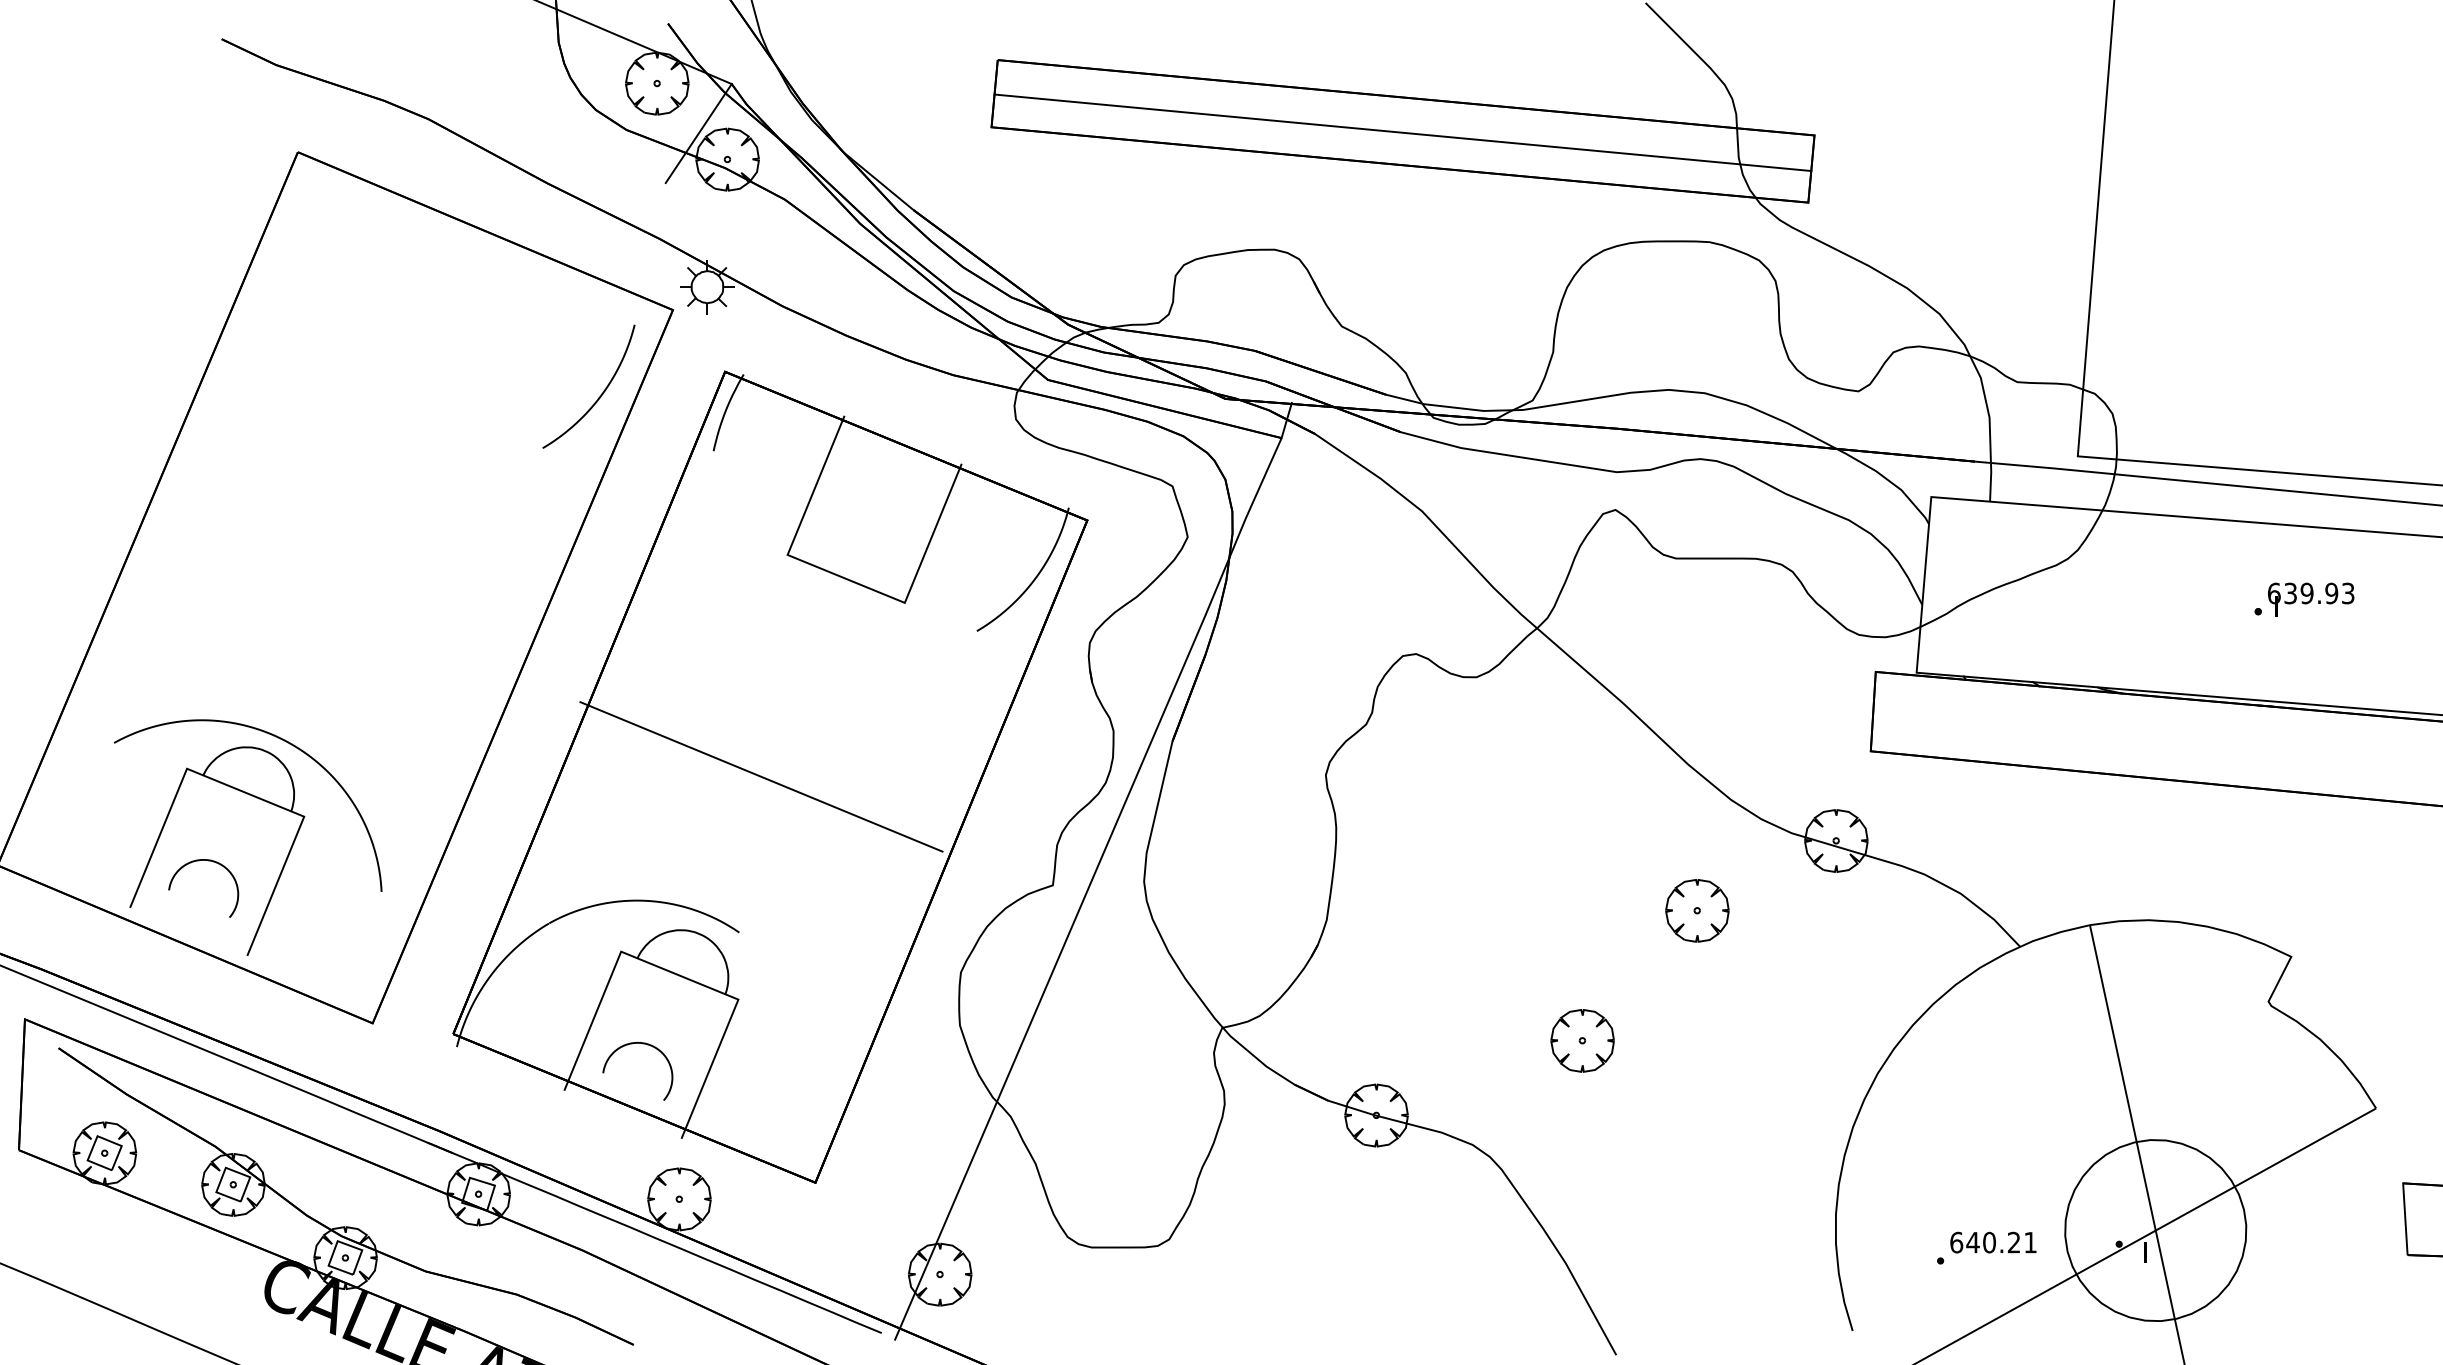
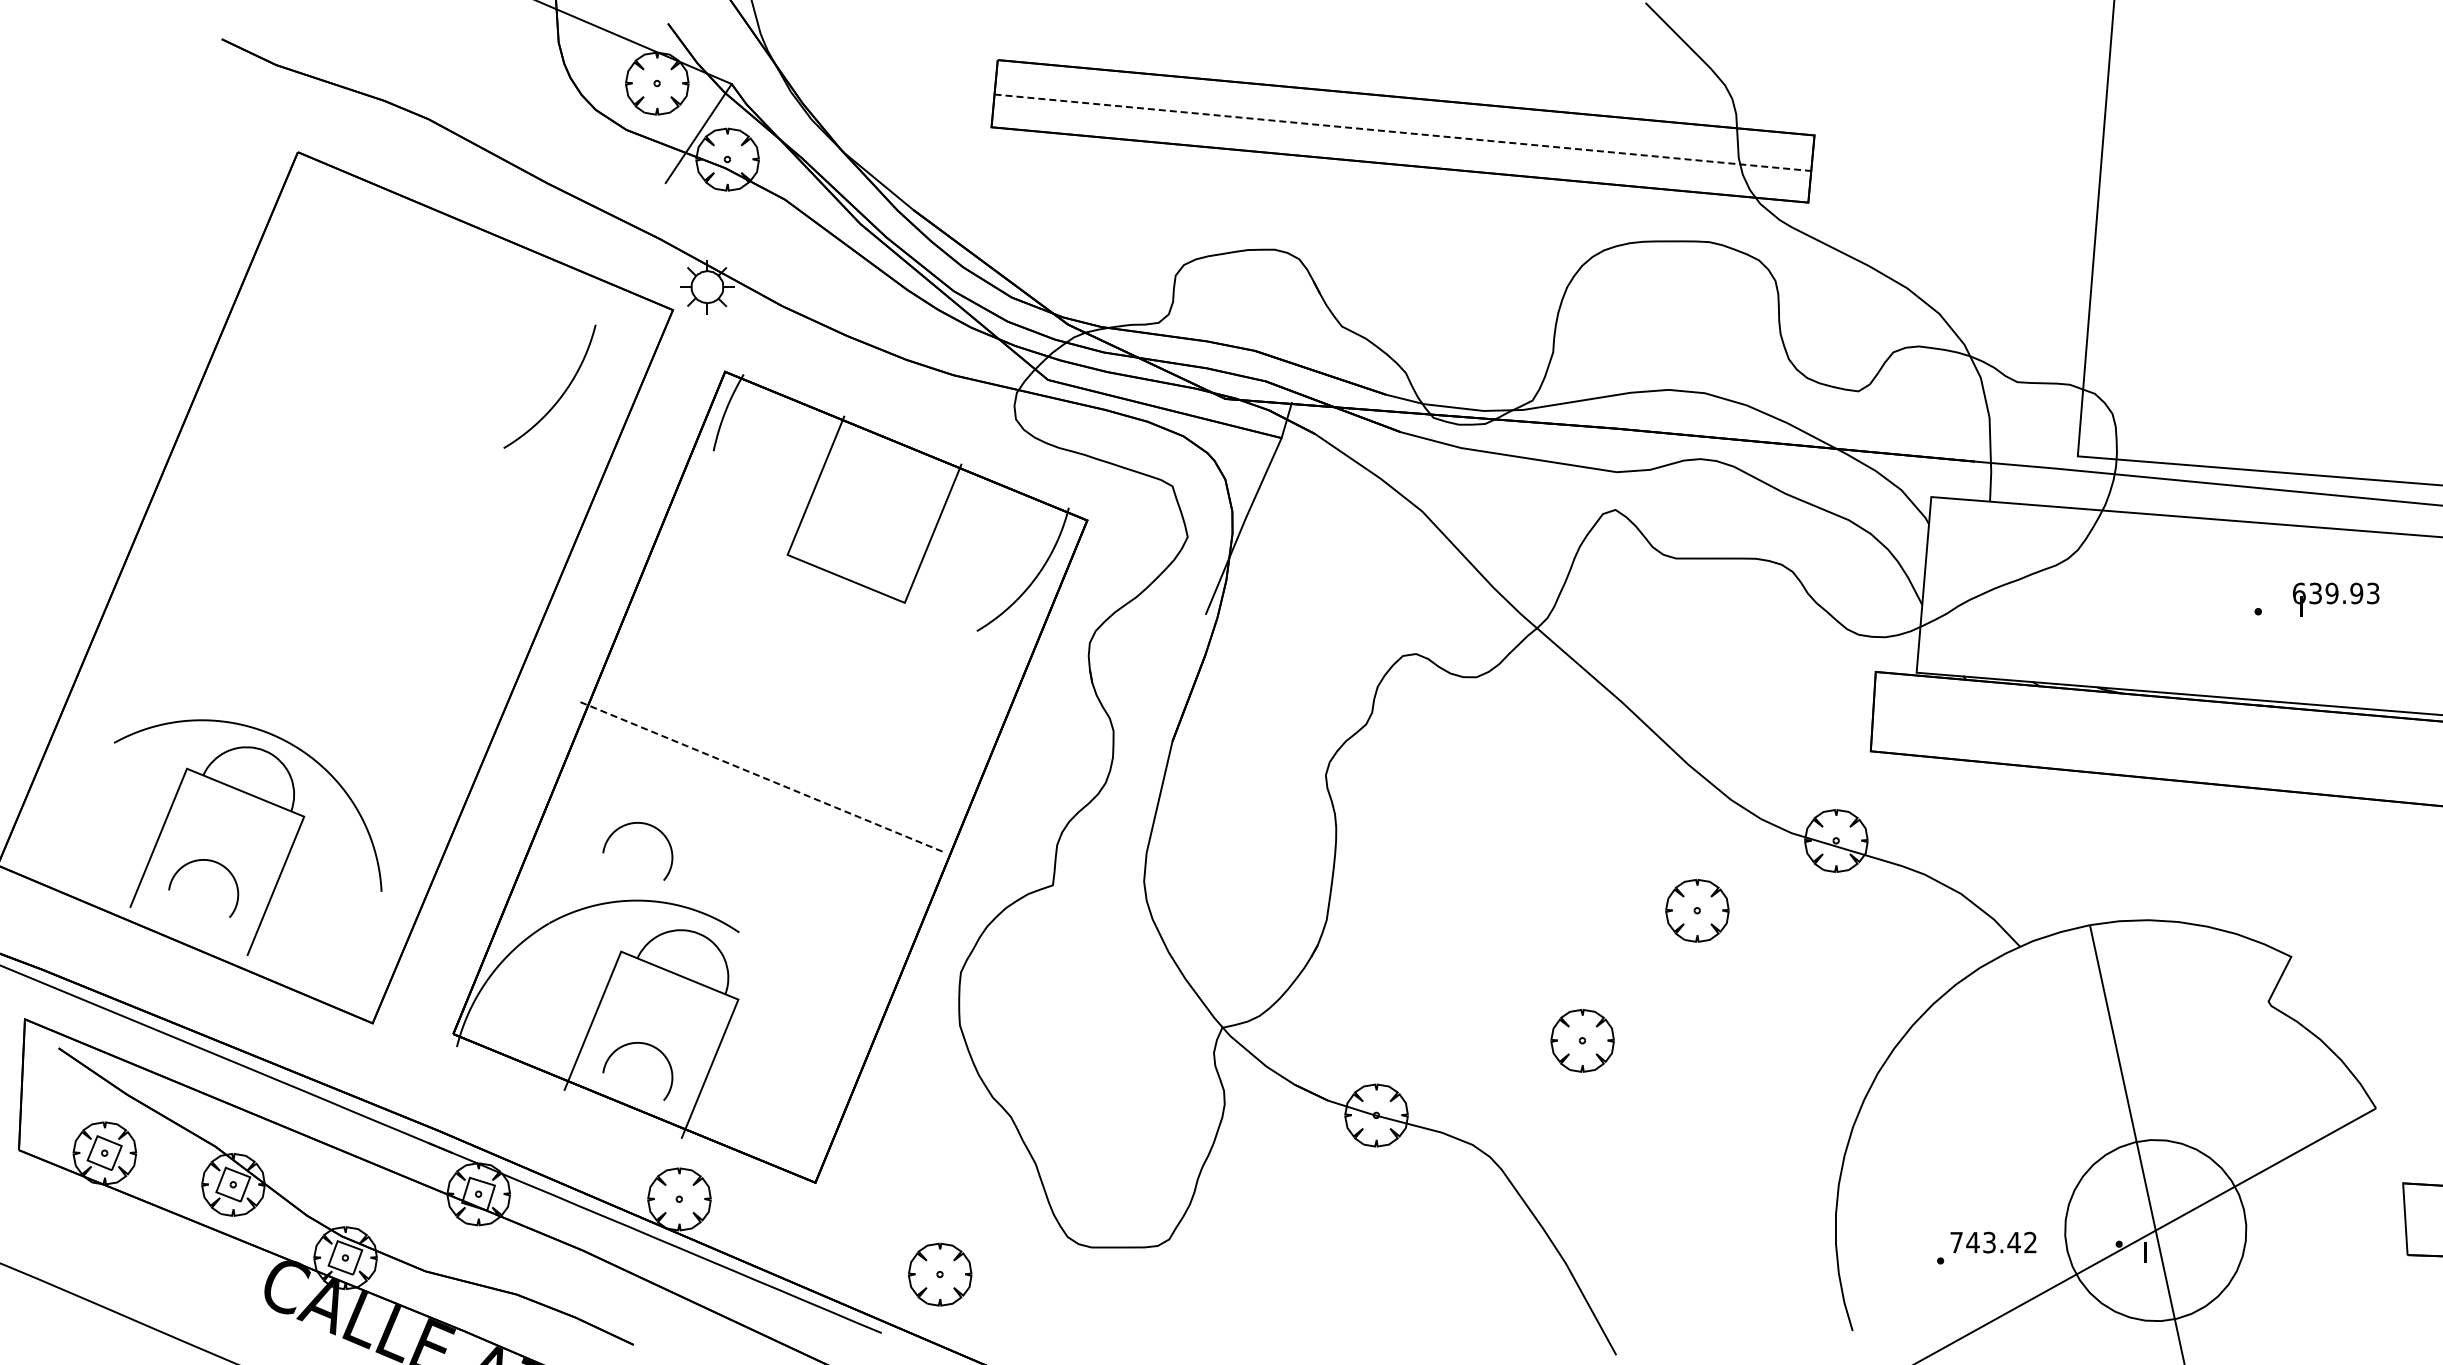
line: solid -> dashed (1403, 132)
curve position: (600, 394) -> (561, 394) (561, 394)
text position: (2311, 599) -> (2336, 599) (2336, 599)
line: solid -> dashed (761, 776)
curve: none -> present (632, 824)
line: present -> none (1050, 976)
text: 640.21 -> 743.42 (1993, 1242)
